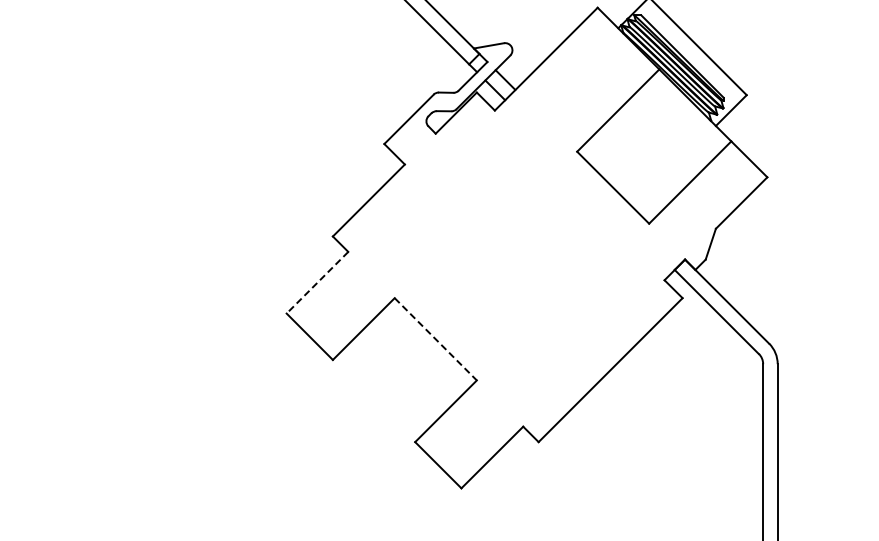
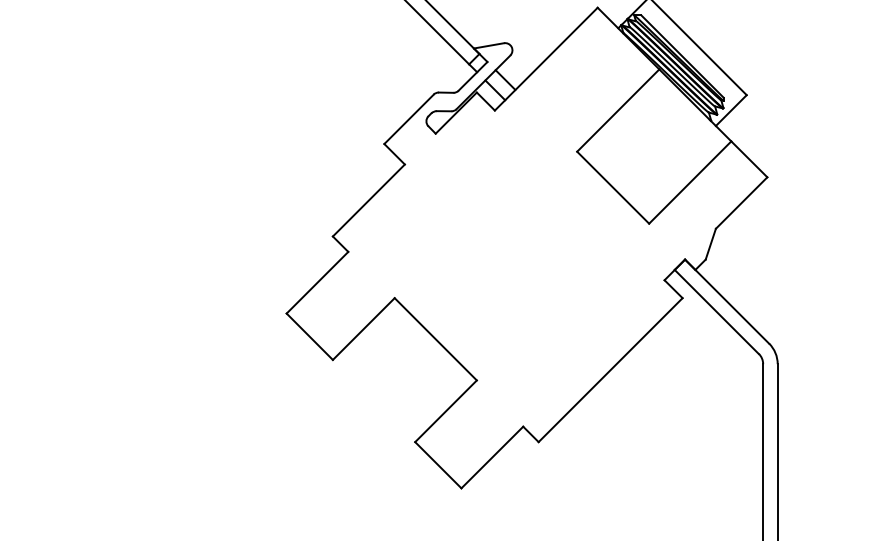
line: dashed -> solid (317, 282)
line: dashed -> solid (436, 339)
